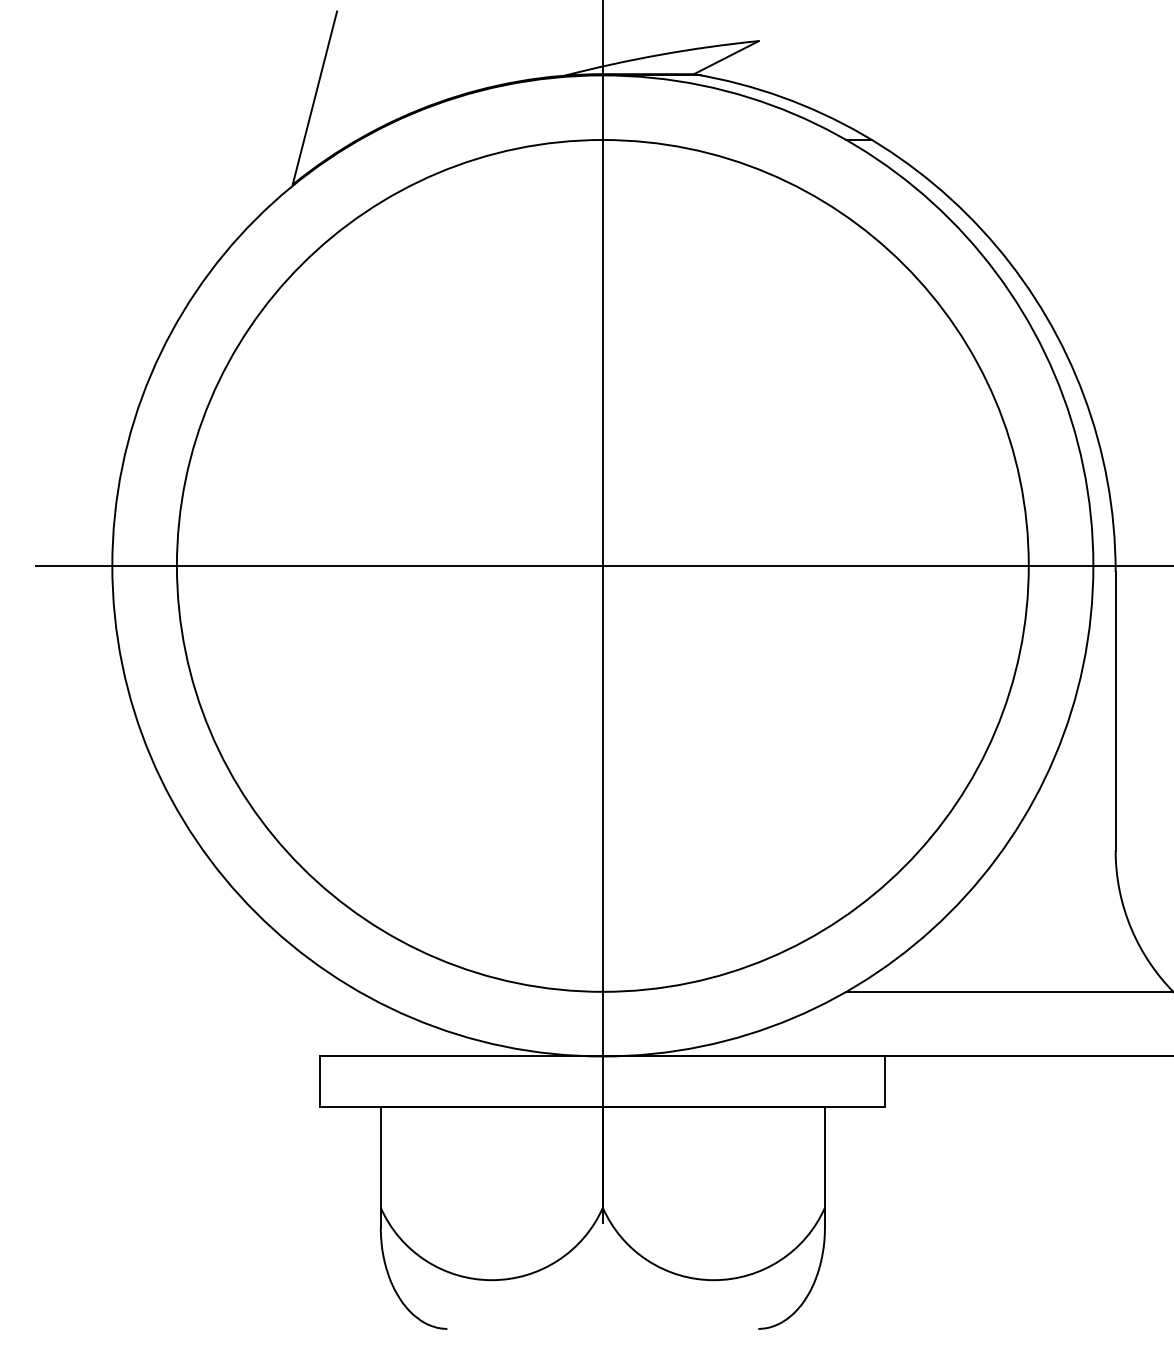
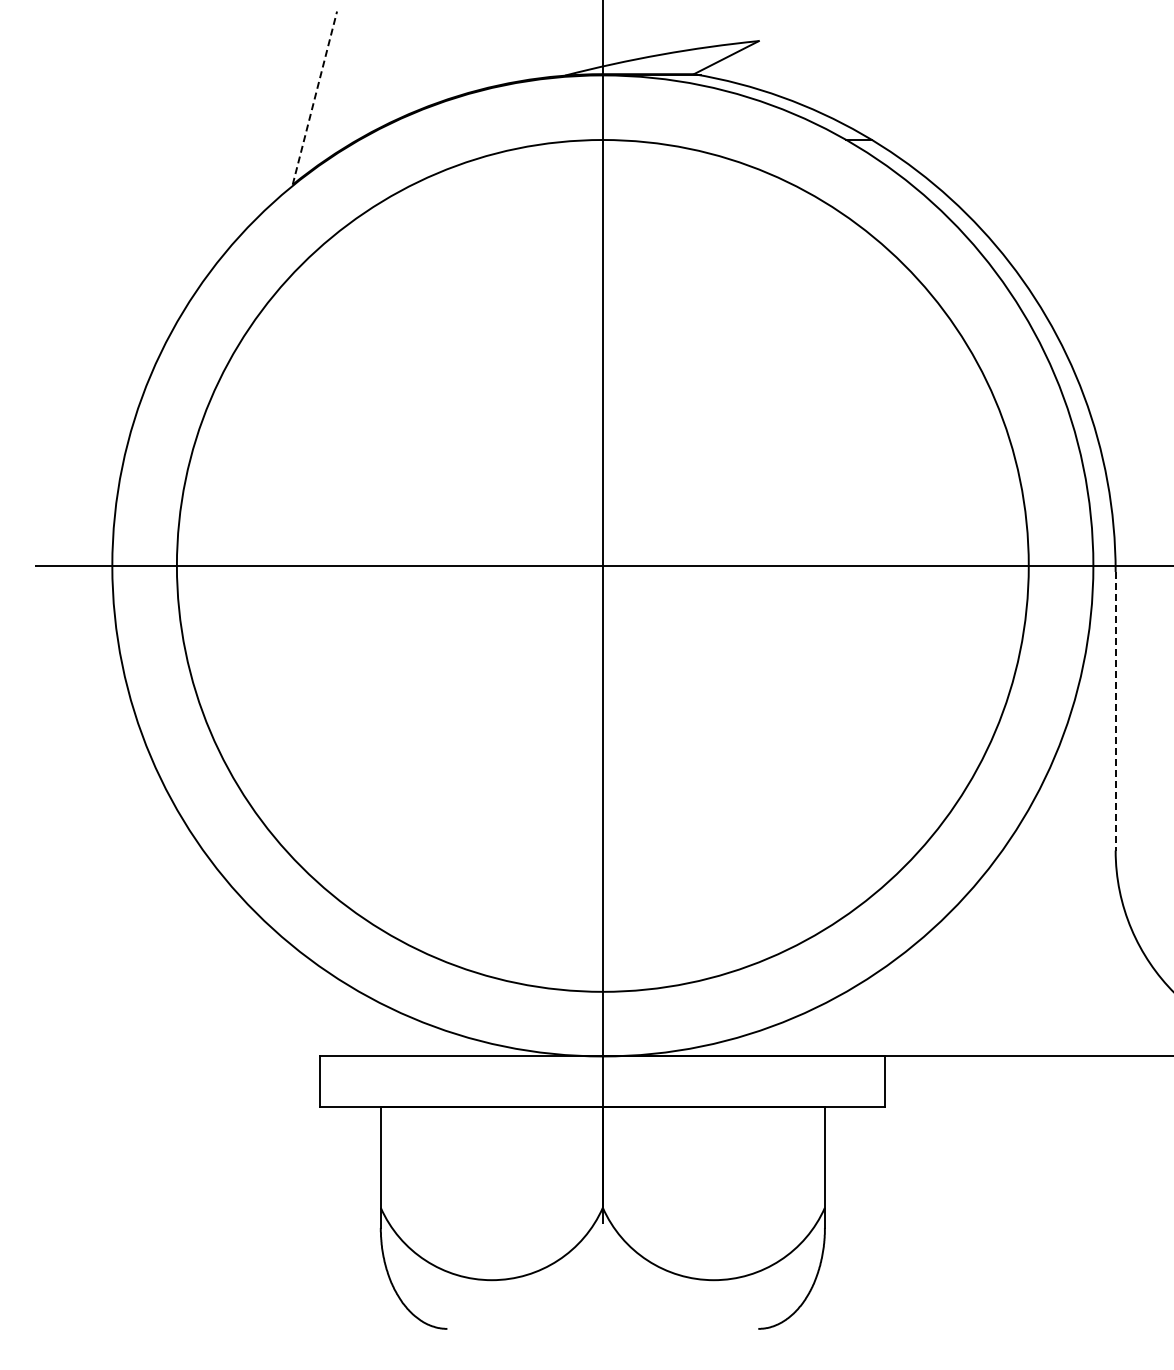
line: solid -> dashed (315, 97)
line: solid -> dashed (1115, 711)
line: present -> none (1008, 991)
